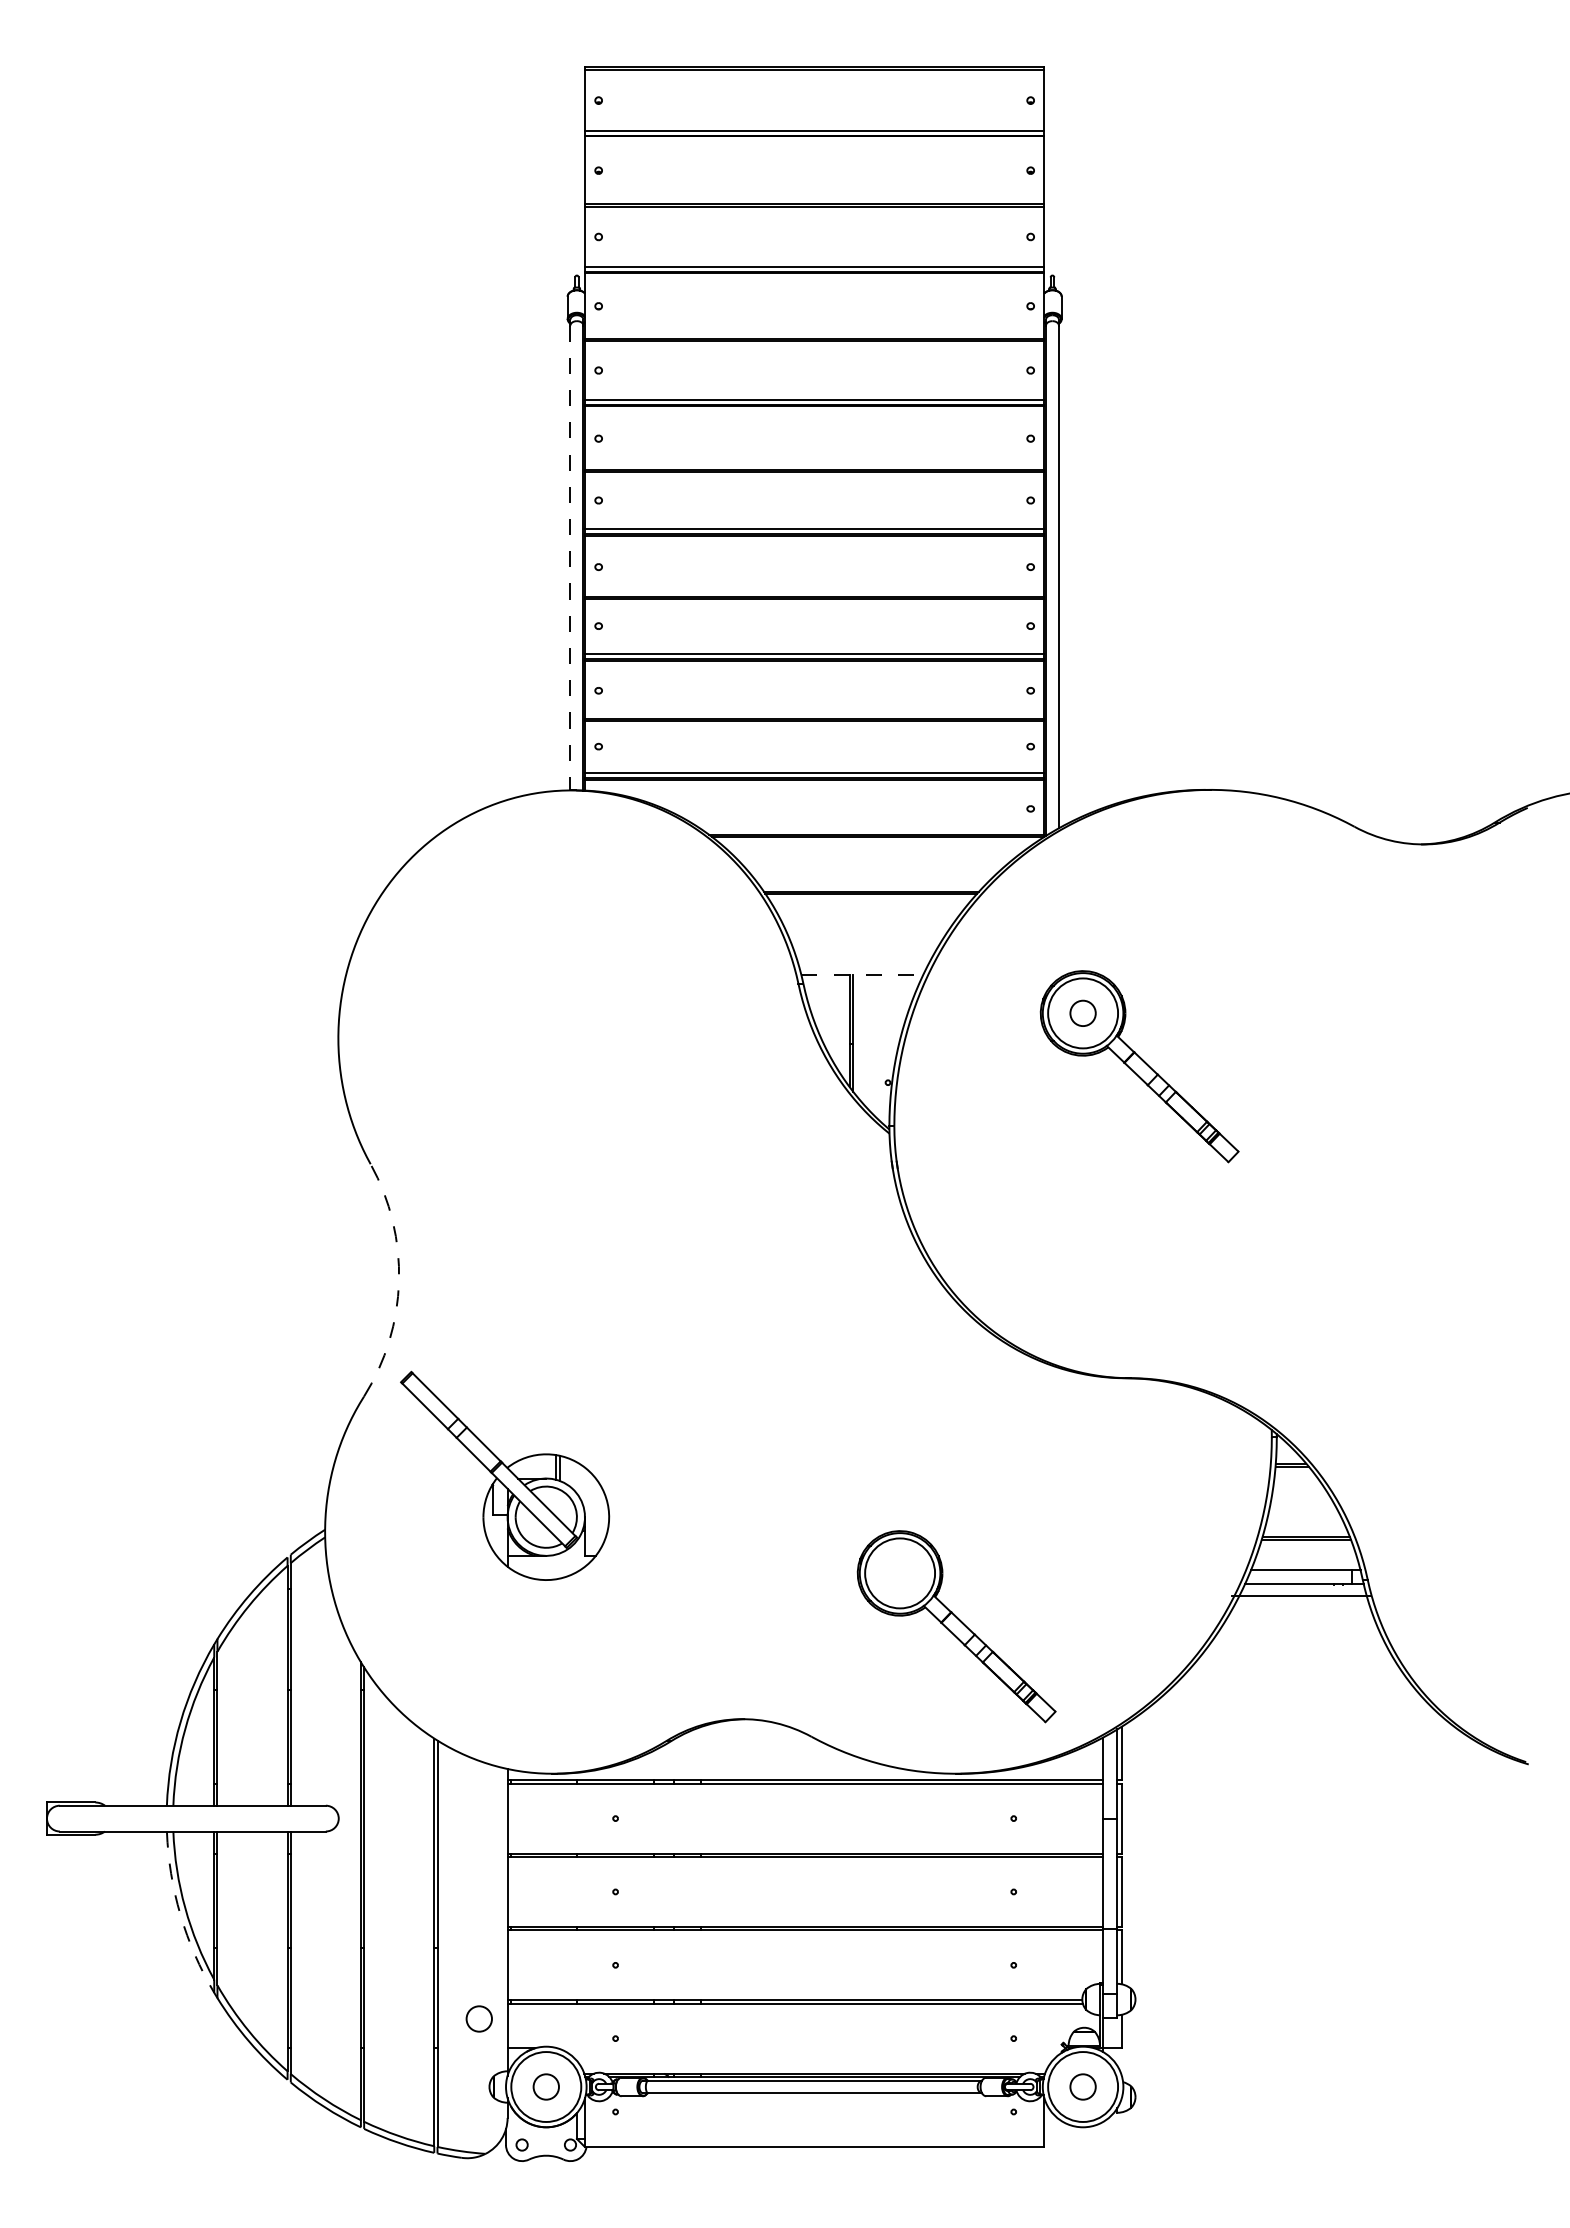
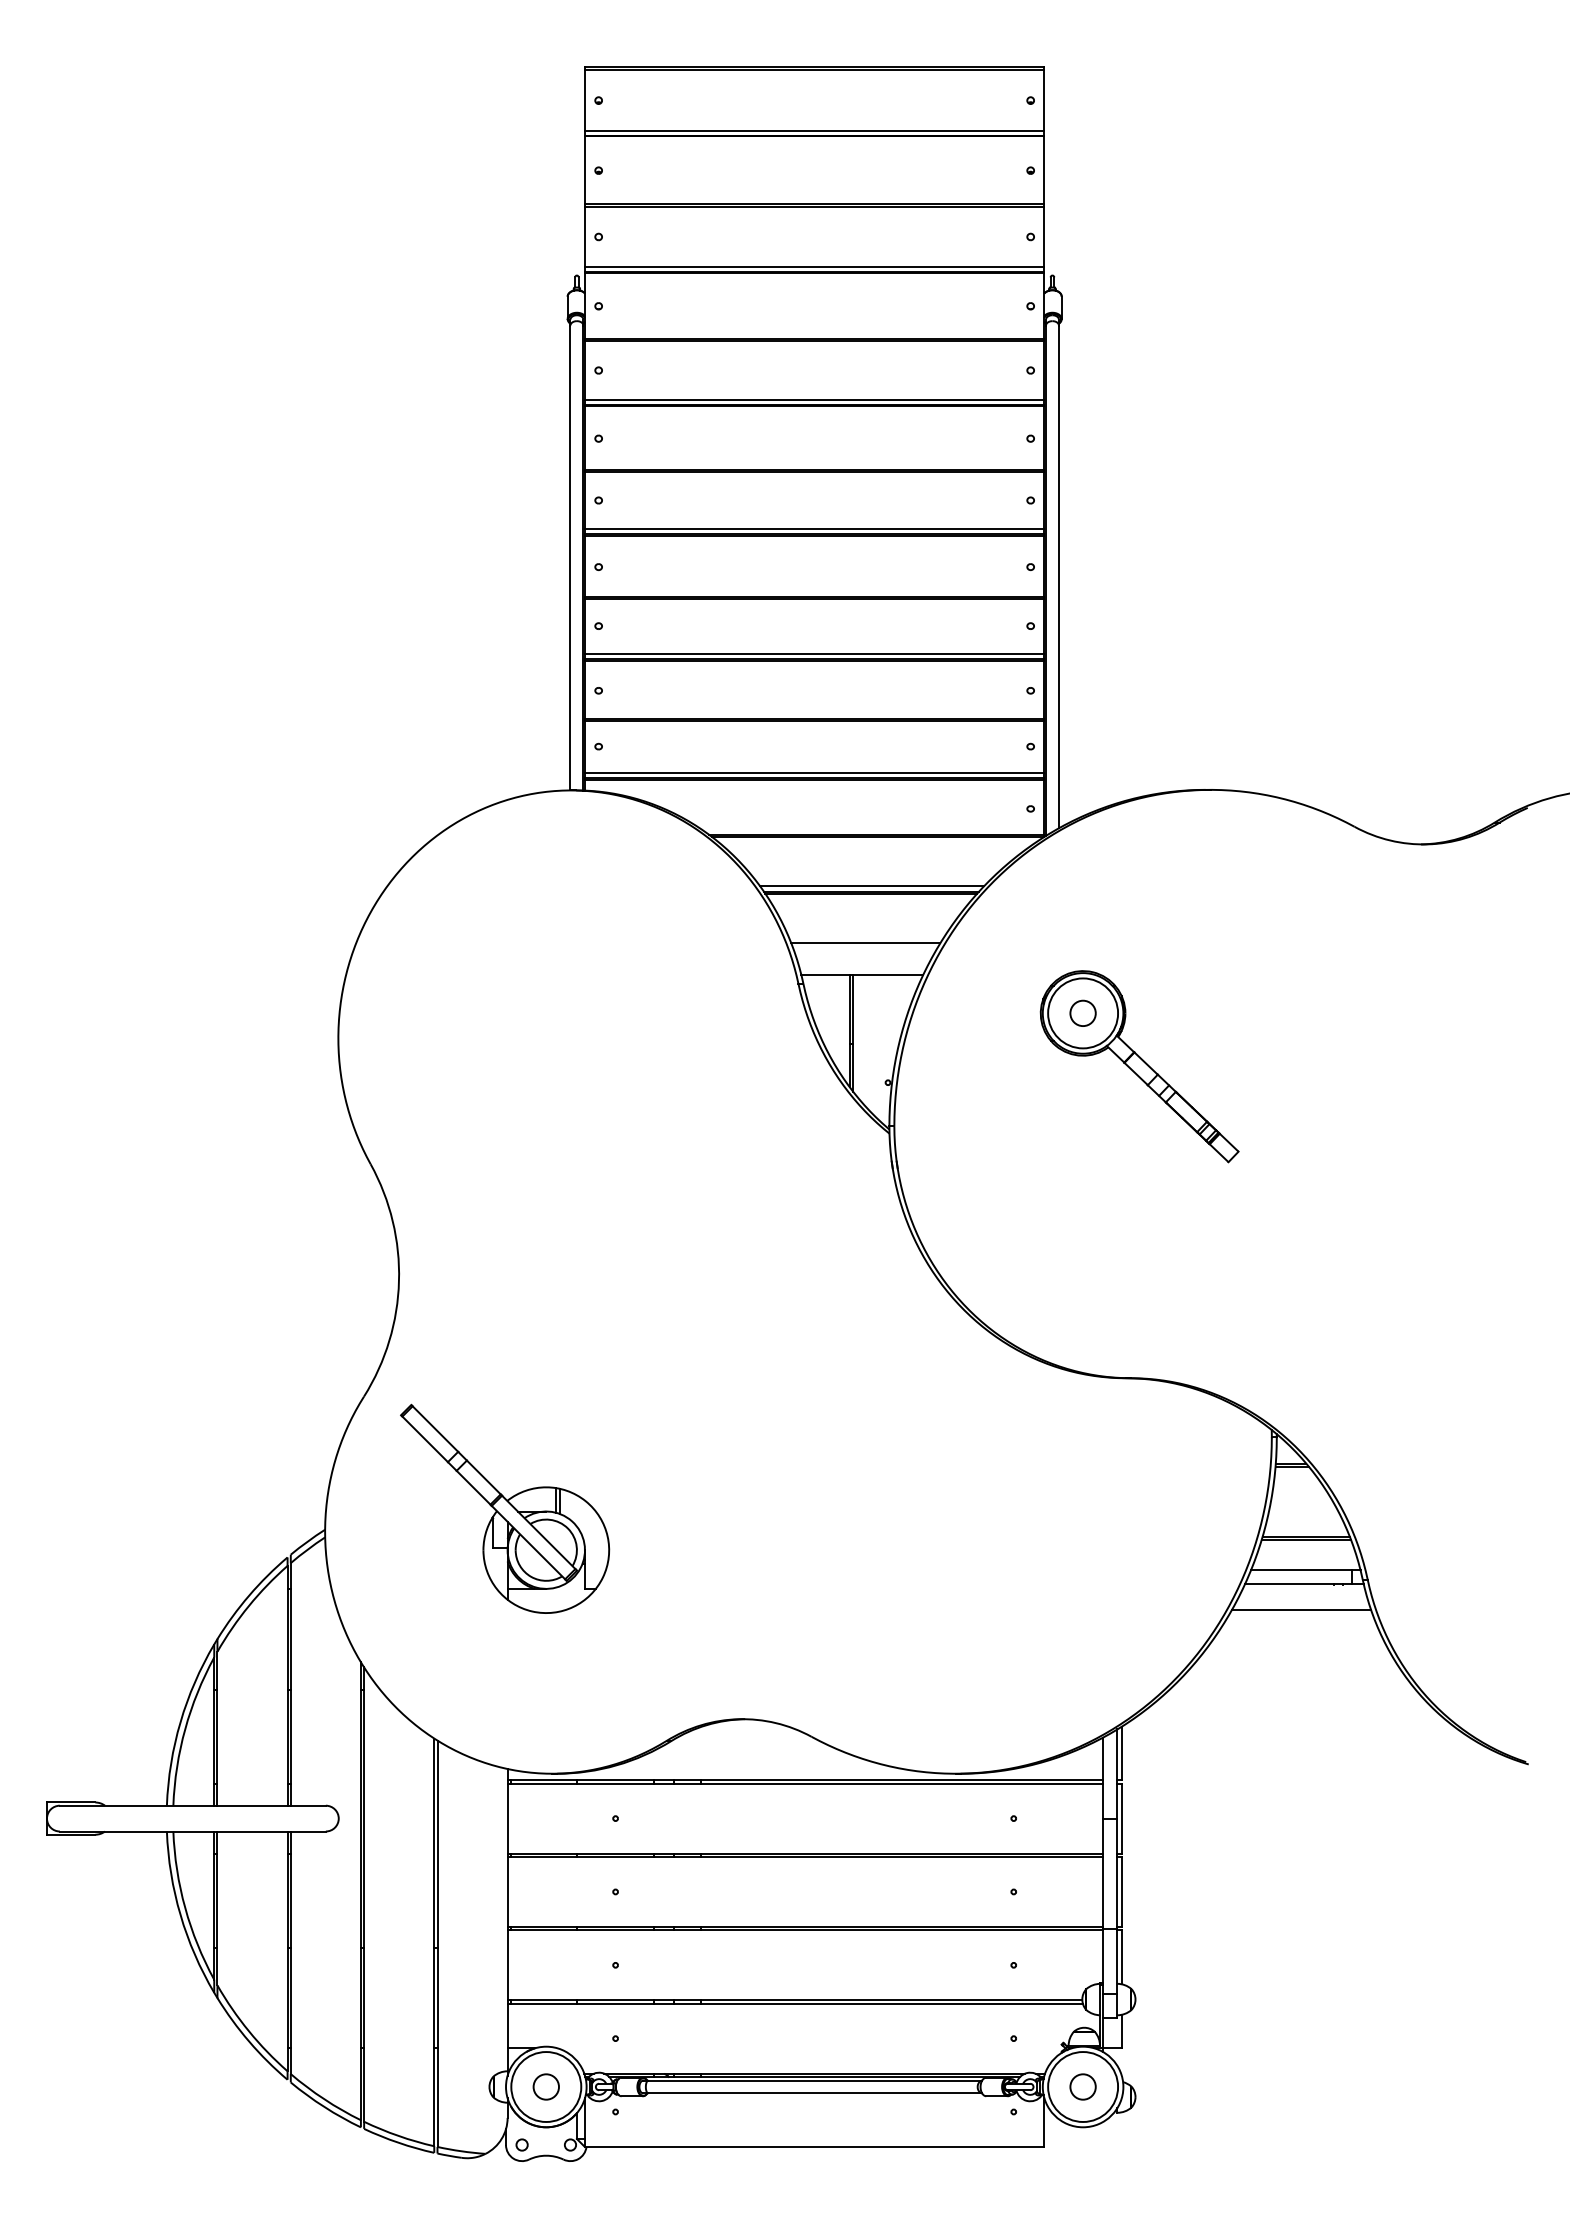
line: dashed -> solid (570, 558)
line: none -> present (872, 886)
line: none -> present (865, 943)
line: dashed -> solid (862, 974)
arc: dashed -> solid (399, 1281)
part position: (505, 1475) -> (505, 1508) (505, 1508)
line position: (1301, 1596) -> (1301, 1610) (1301, 1610)
part: present -> none (956, 1626)
arc: dashed -> solid (180, 1915)
circle: present -> none (478, 2018)
